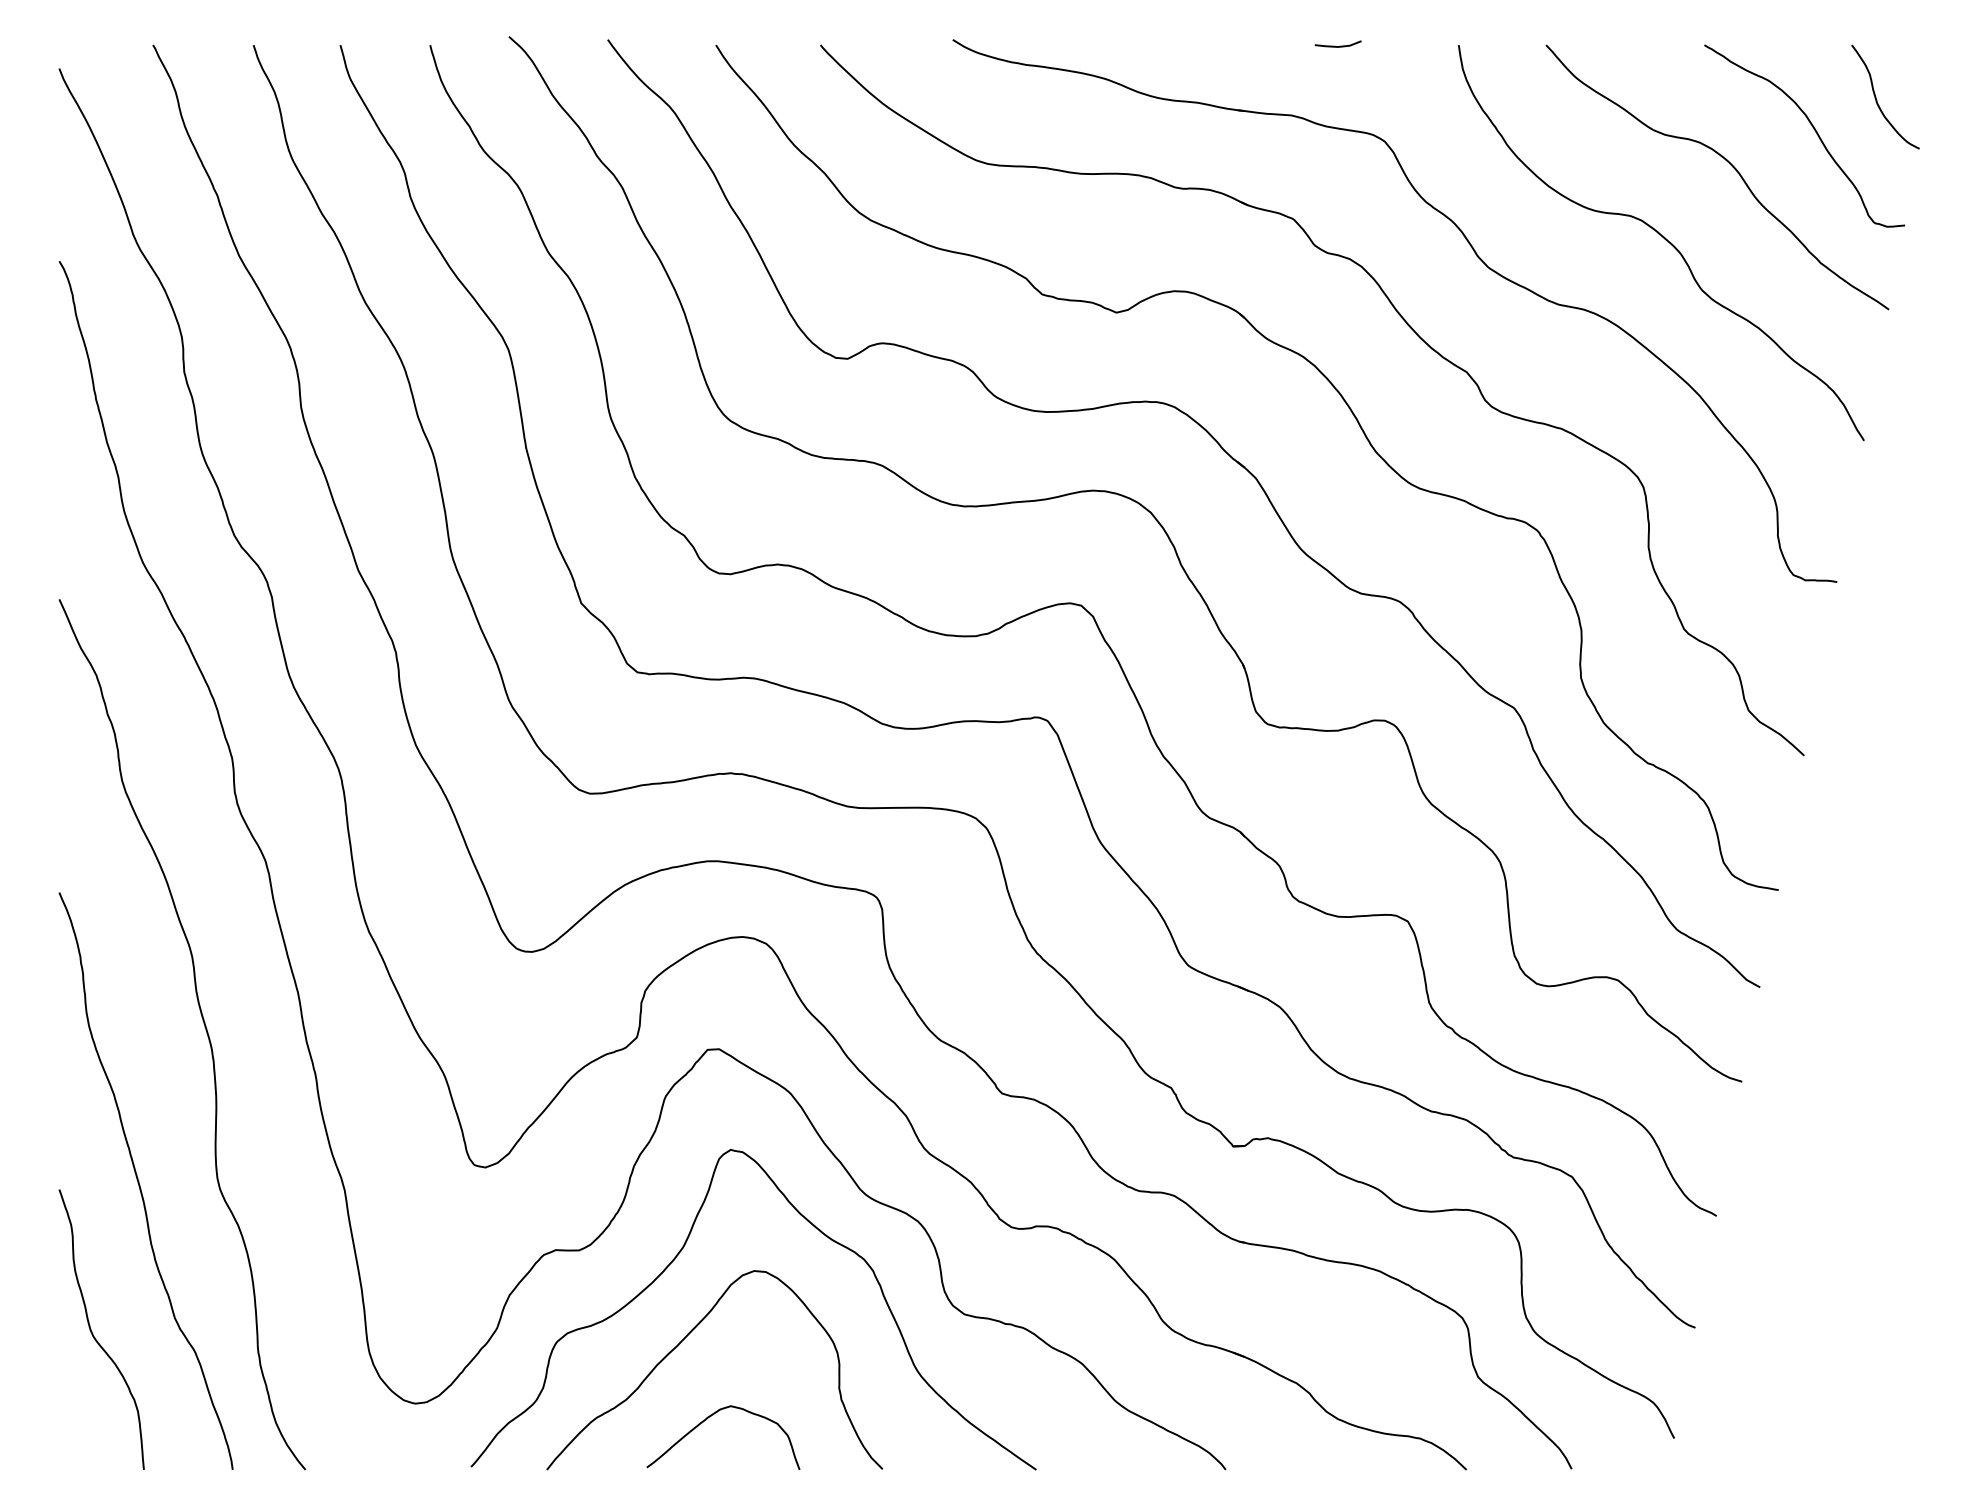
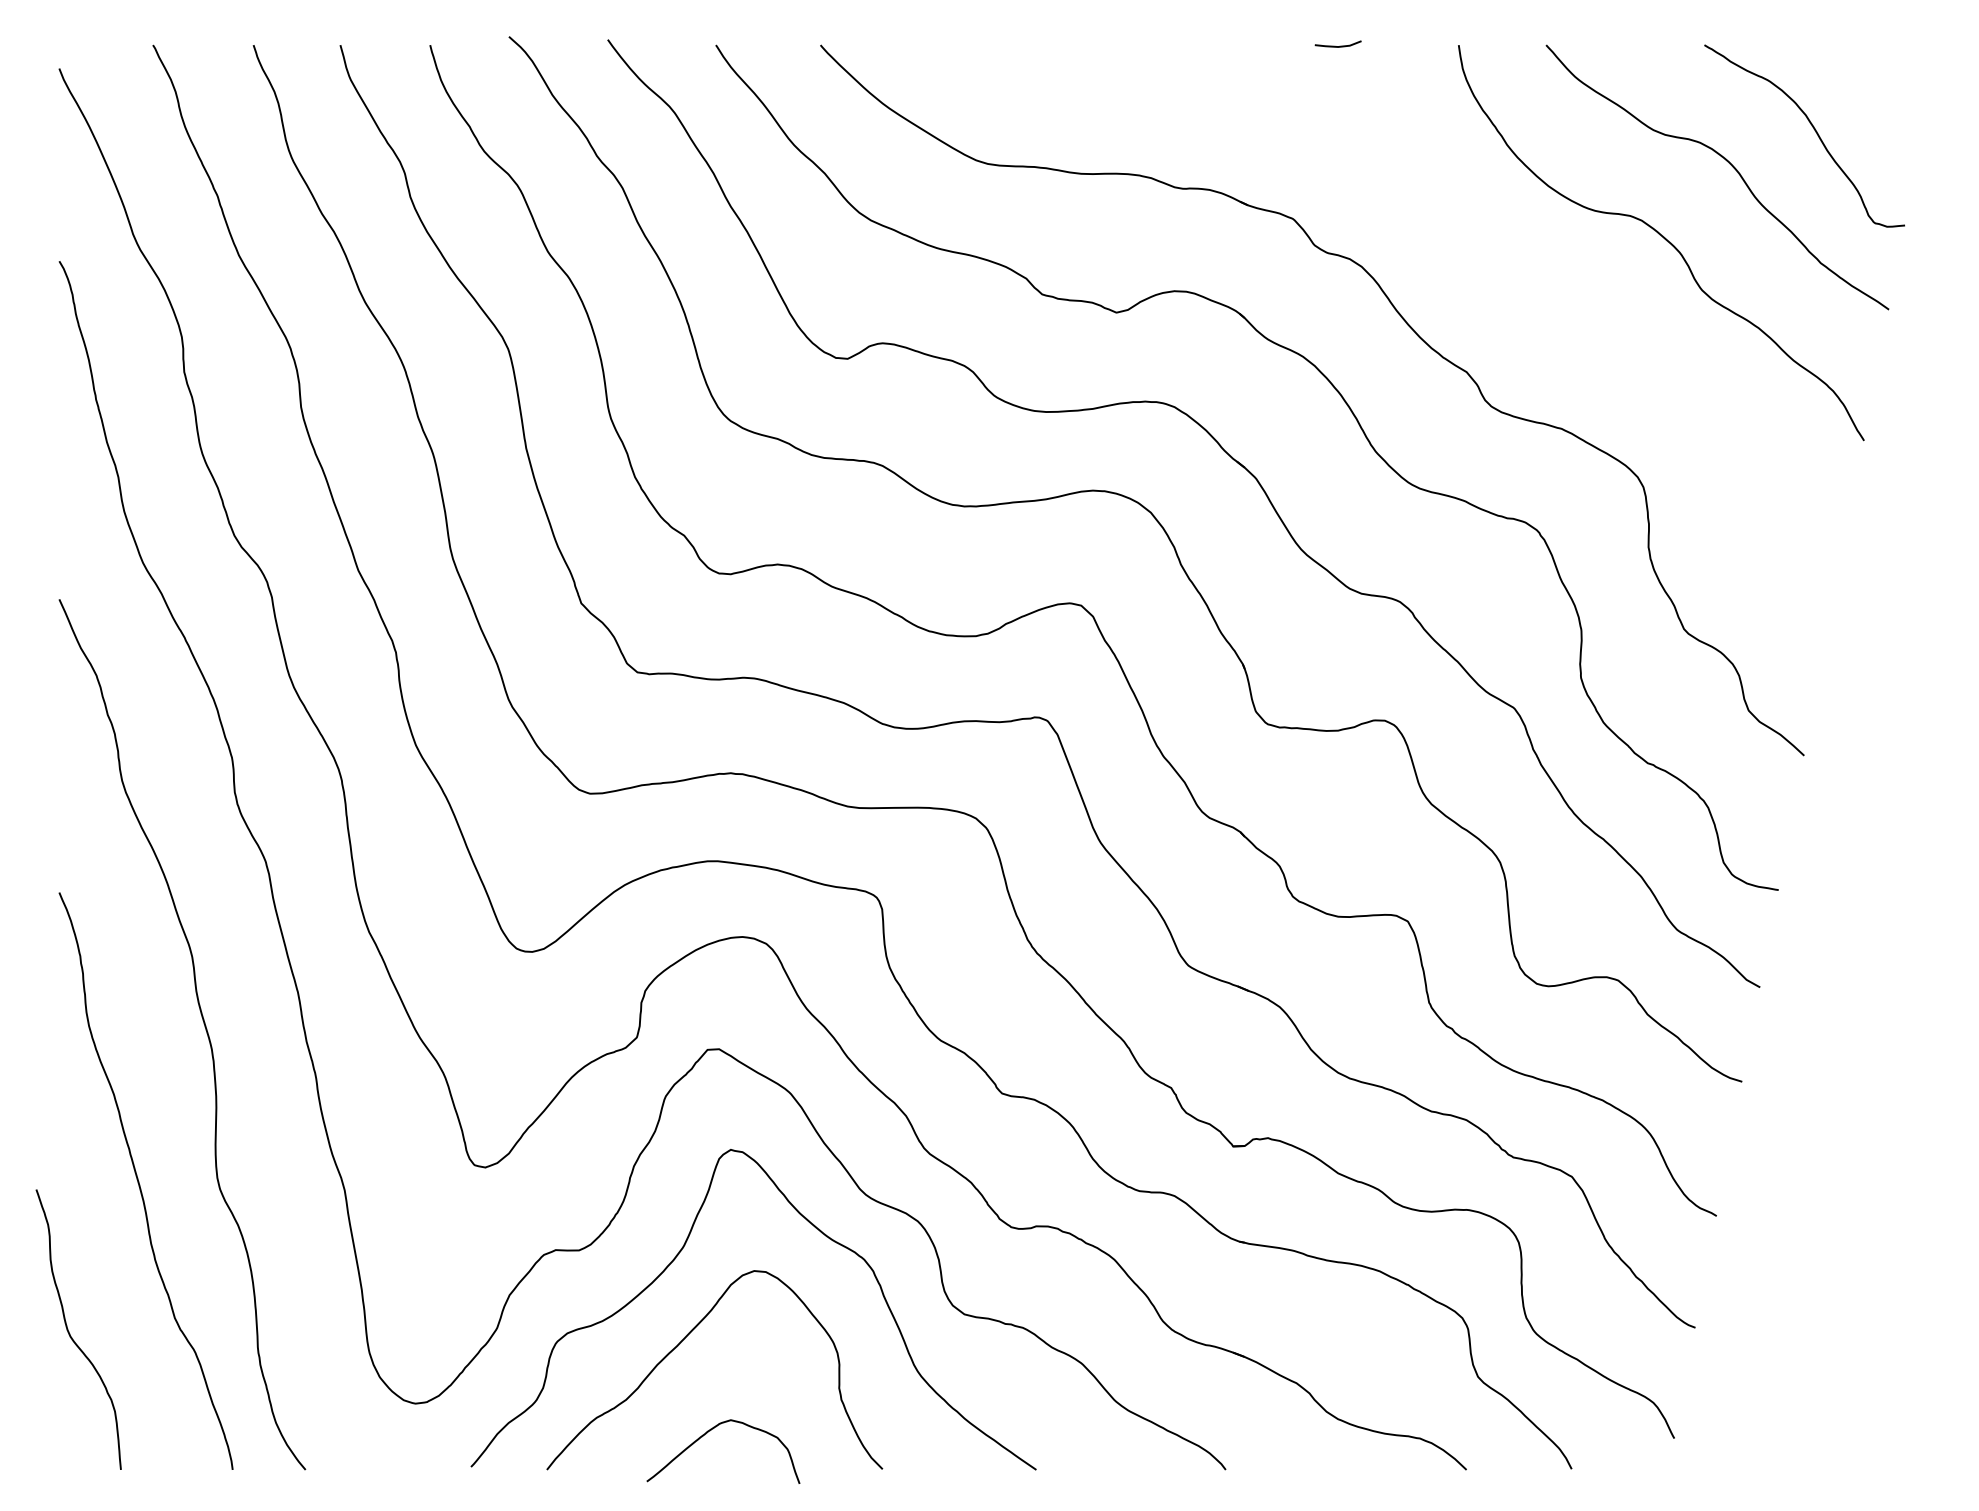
curve: present -> none (1877, 100)
part: present -> none (1476, 256)
curve position: (93, 1333) -> (70, 1333) (70, 1333)
curve position: (710, 1417) -> (710, 1431) (710, 1431)
